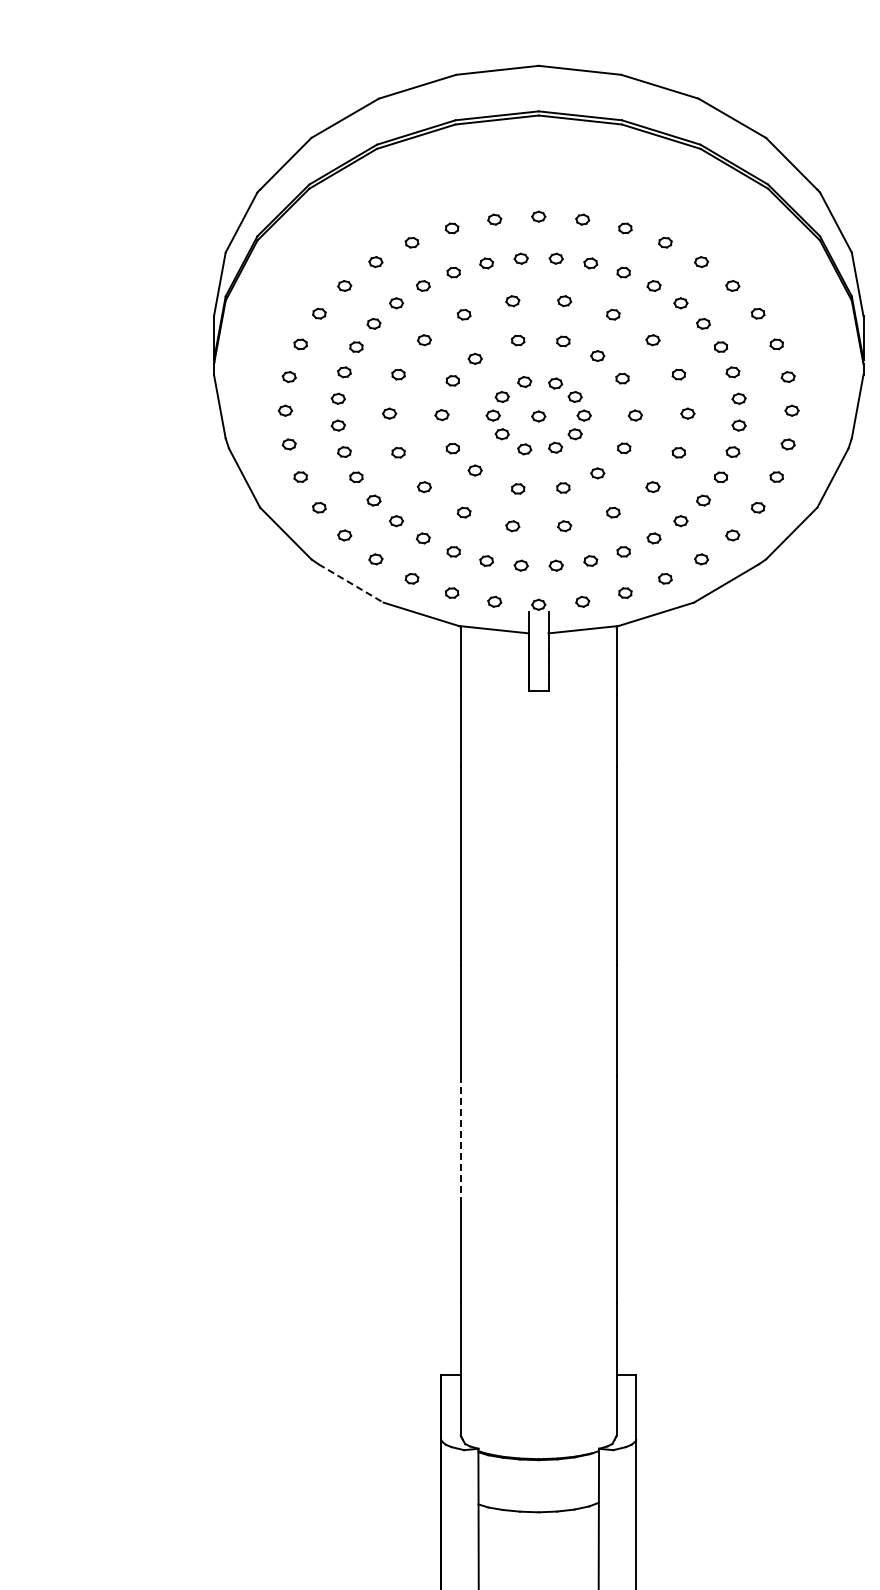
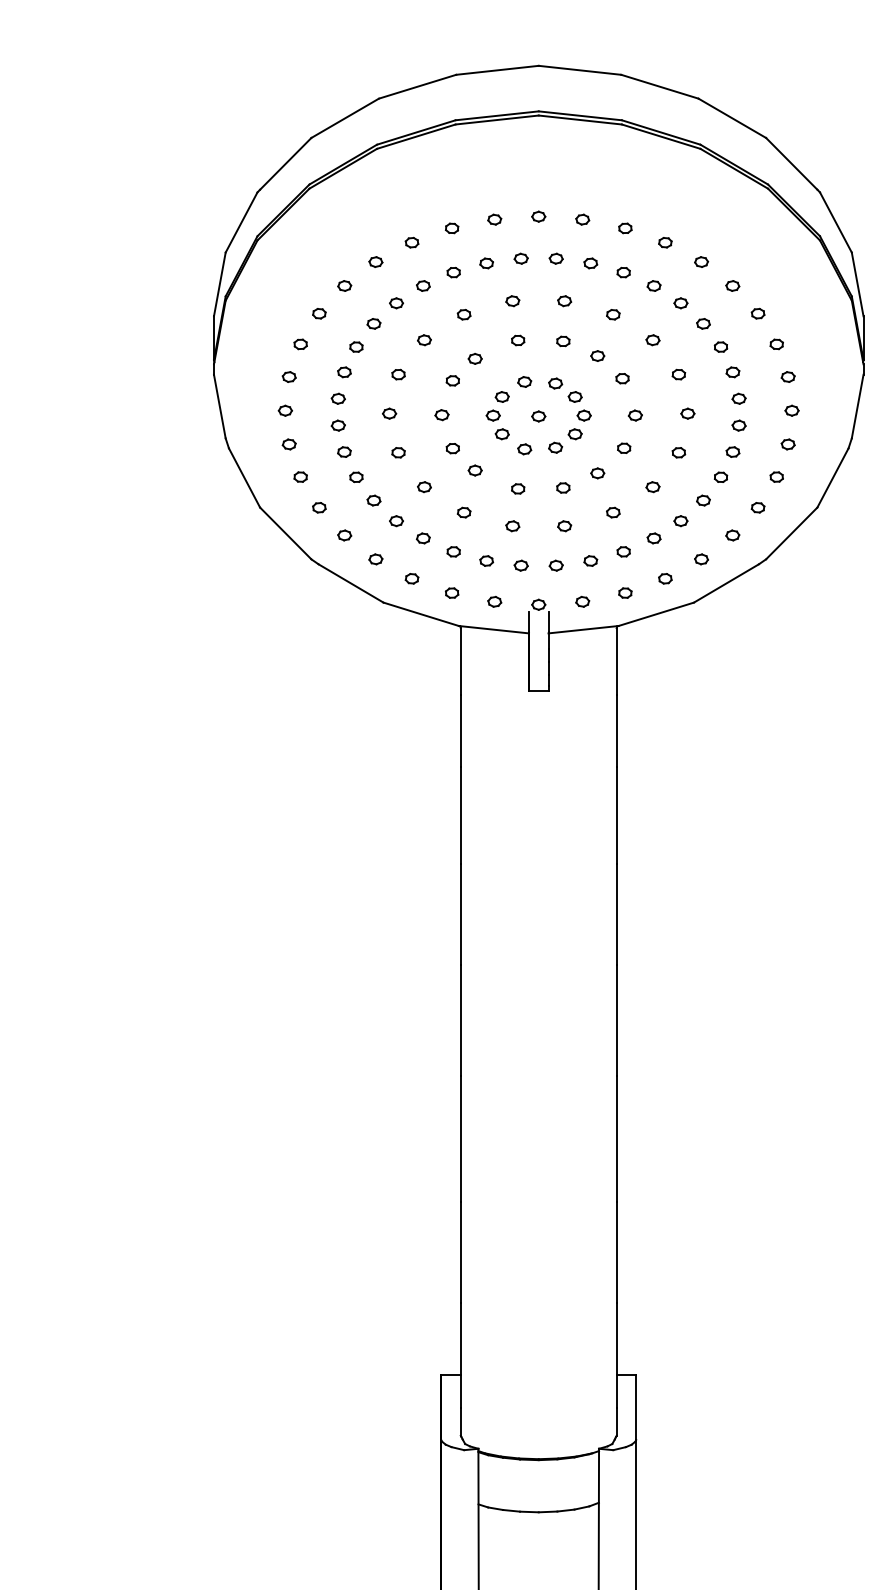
line: dashed -> solid (351, 583)
line: dashed -> solid (460, 1139)
